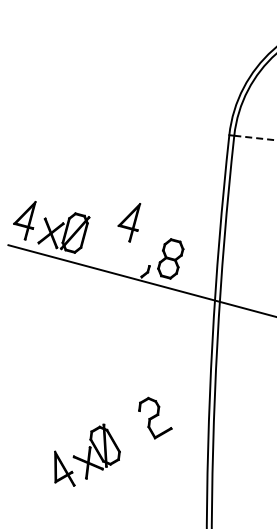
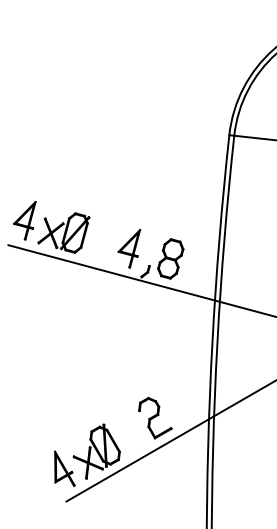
line: dashed -> solid (255, 138)
part position: (129, 222) -> (129, 248) (129, 248)
line: none -> present (169, 441)
